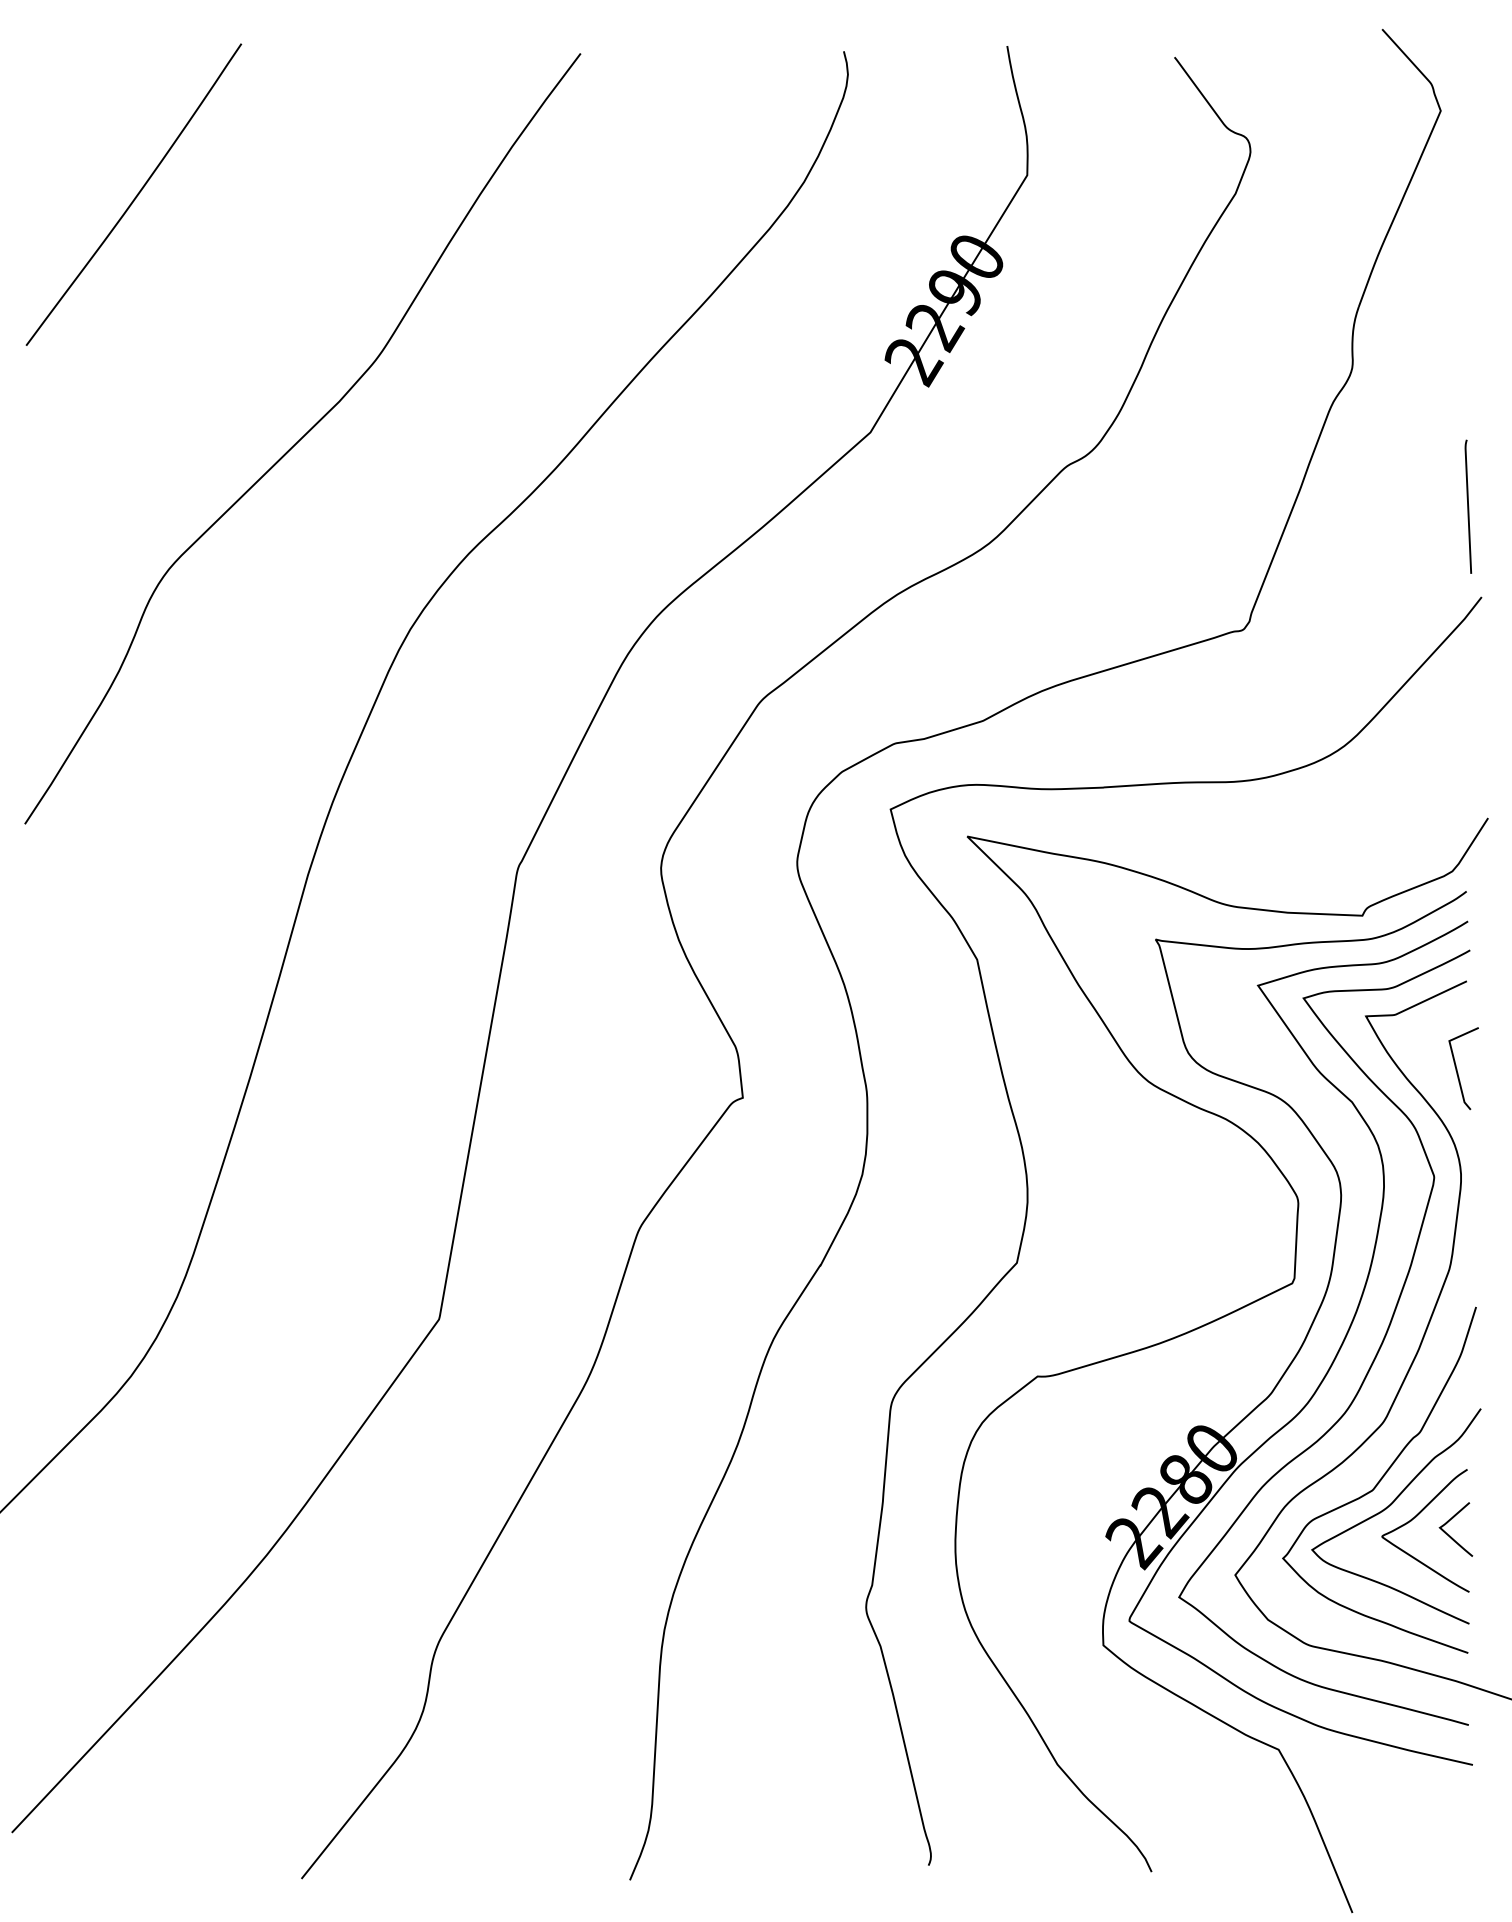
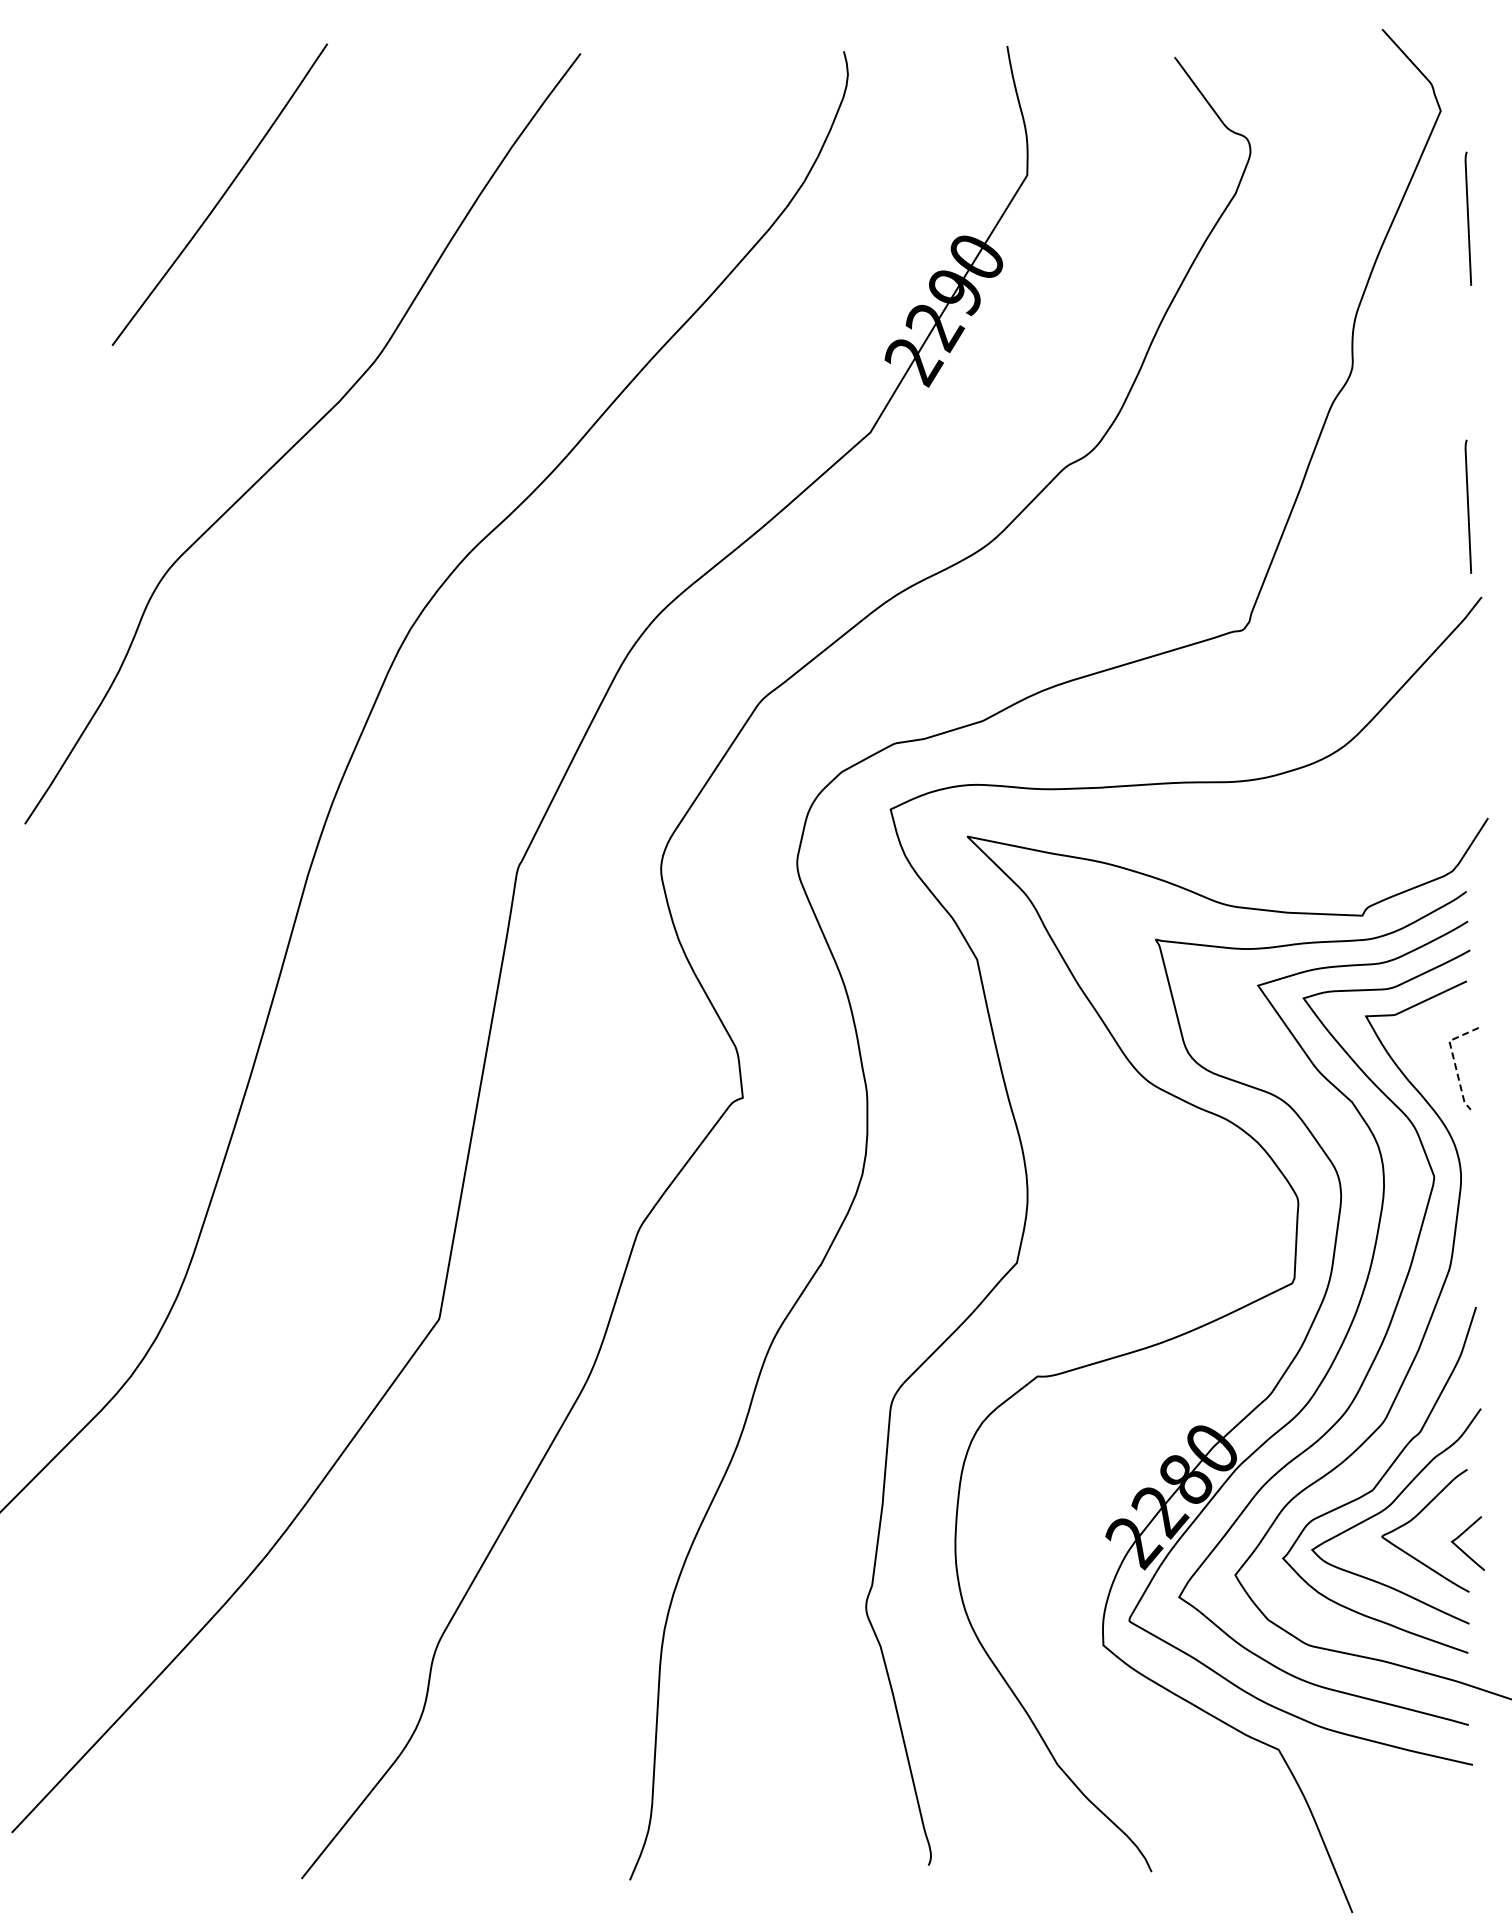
curve position: (135, 196) -> (221, 196) (221, 196)
curve: none -> present (1468, 218)
line: solid -> dashed (1454, 1061)
curve position: (1449, 1534) -> (1461, 1548) (1461, 1548)
